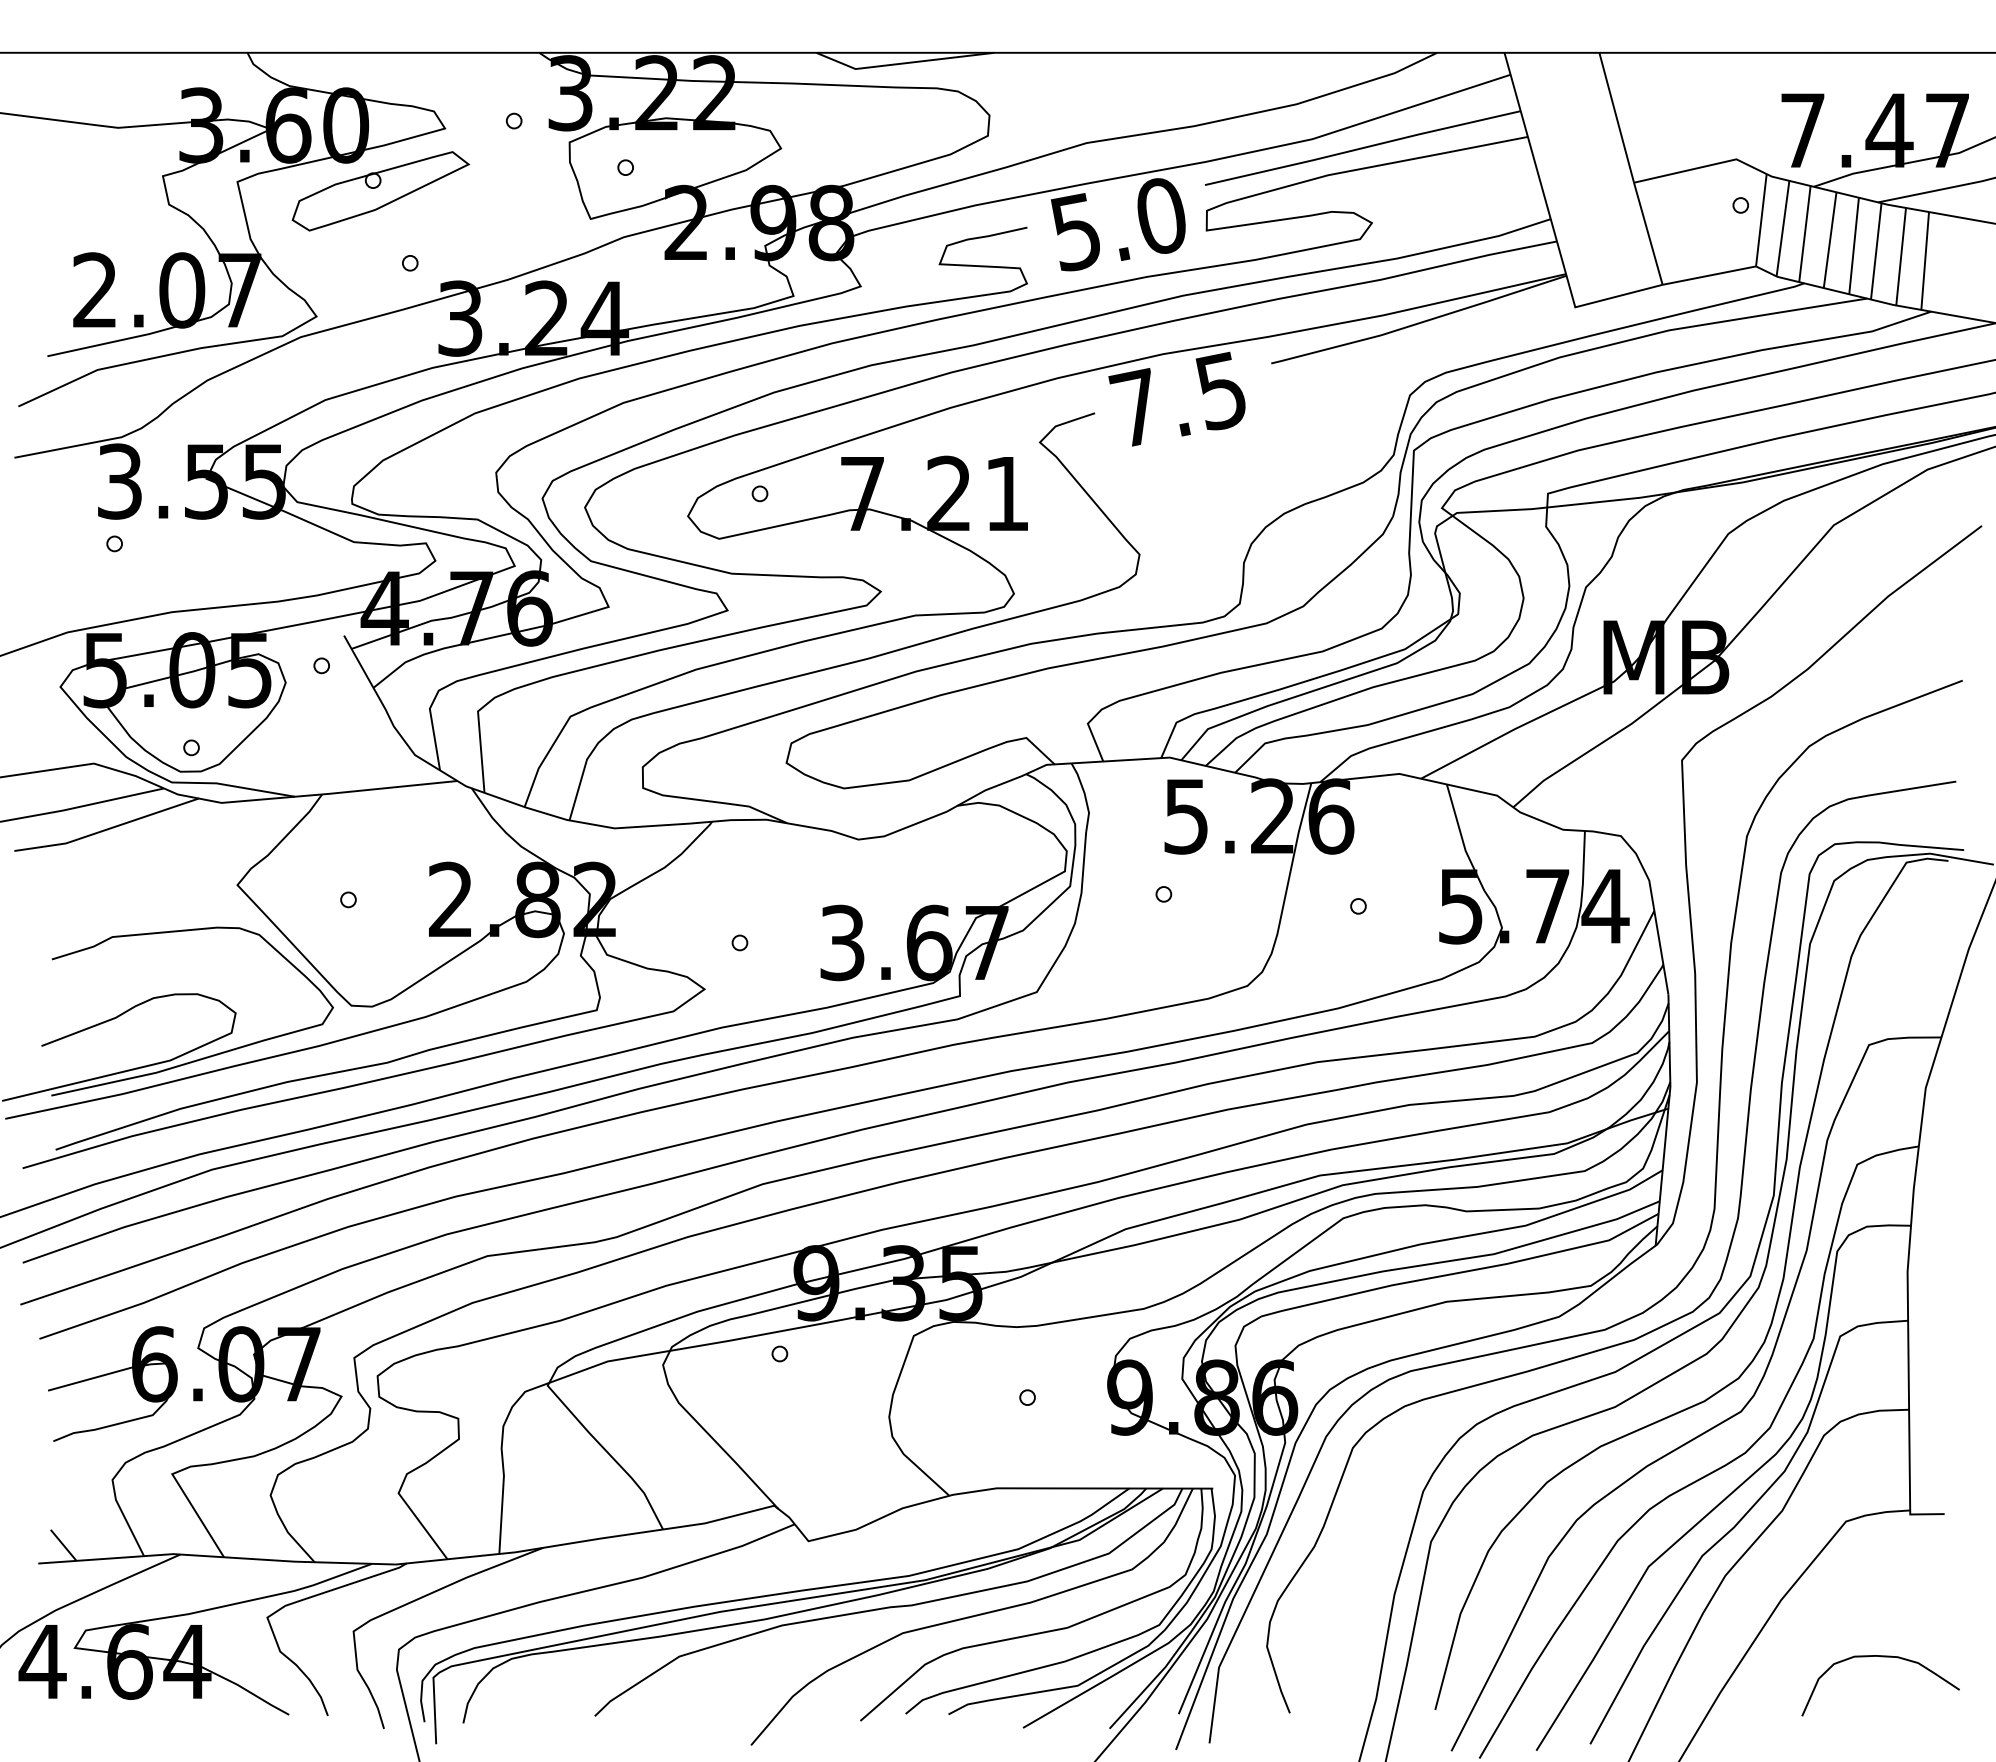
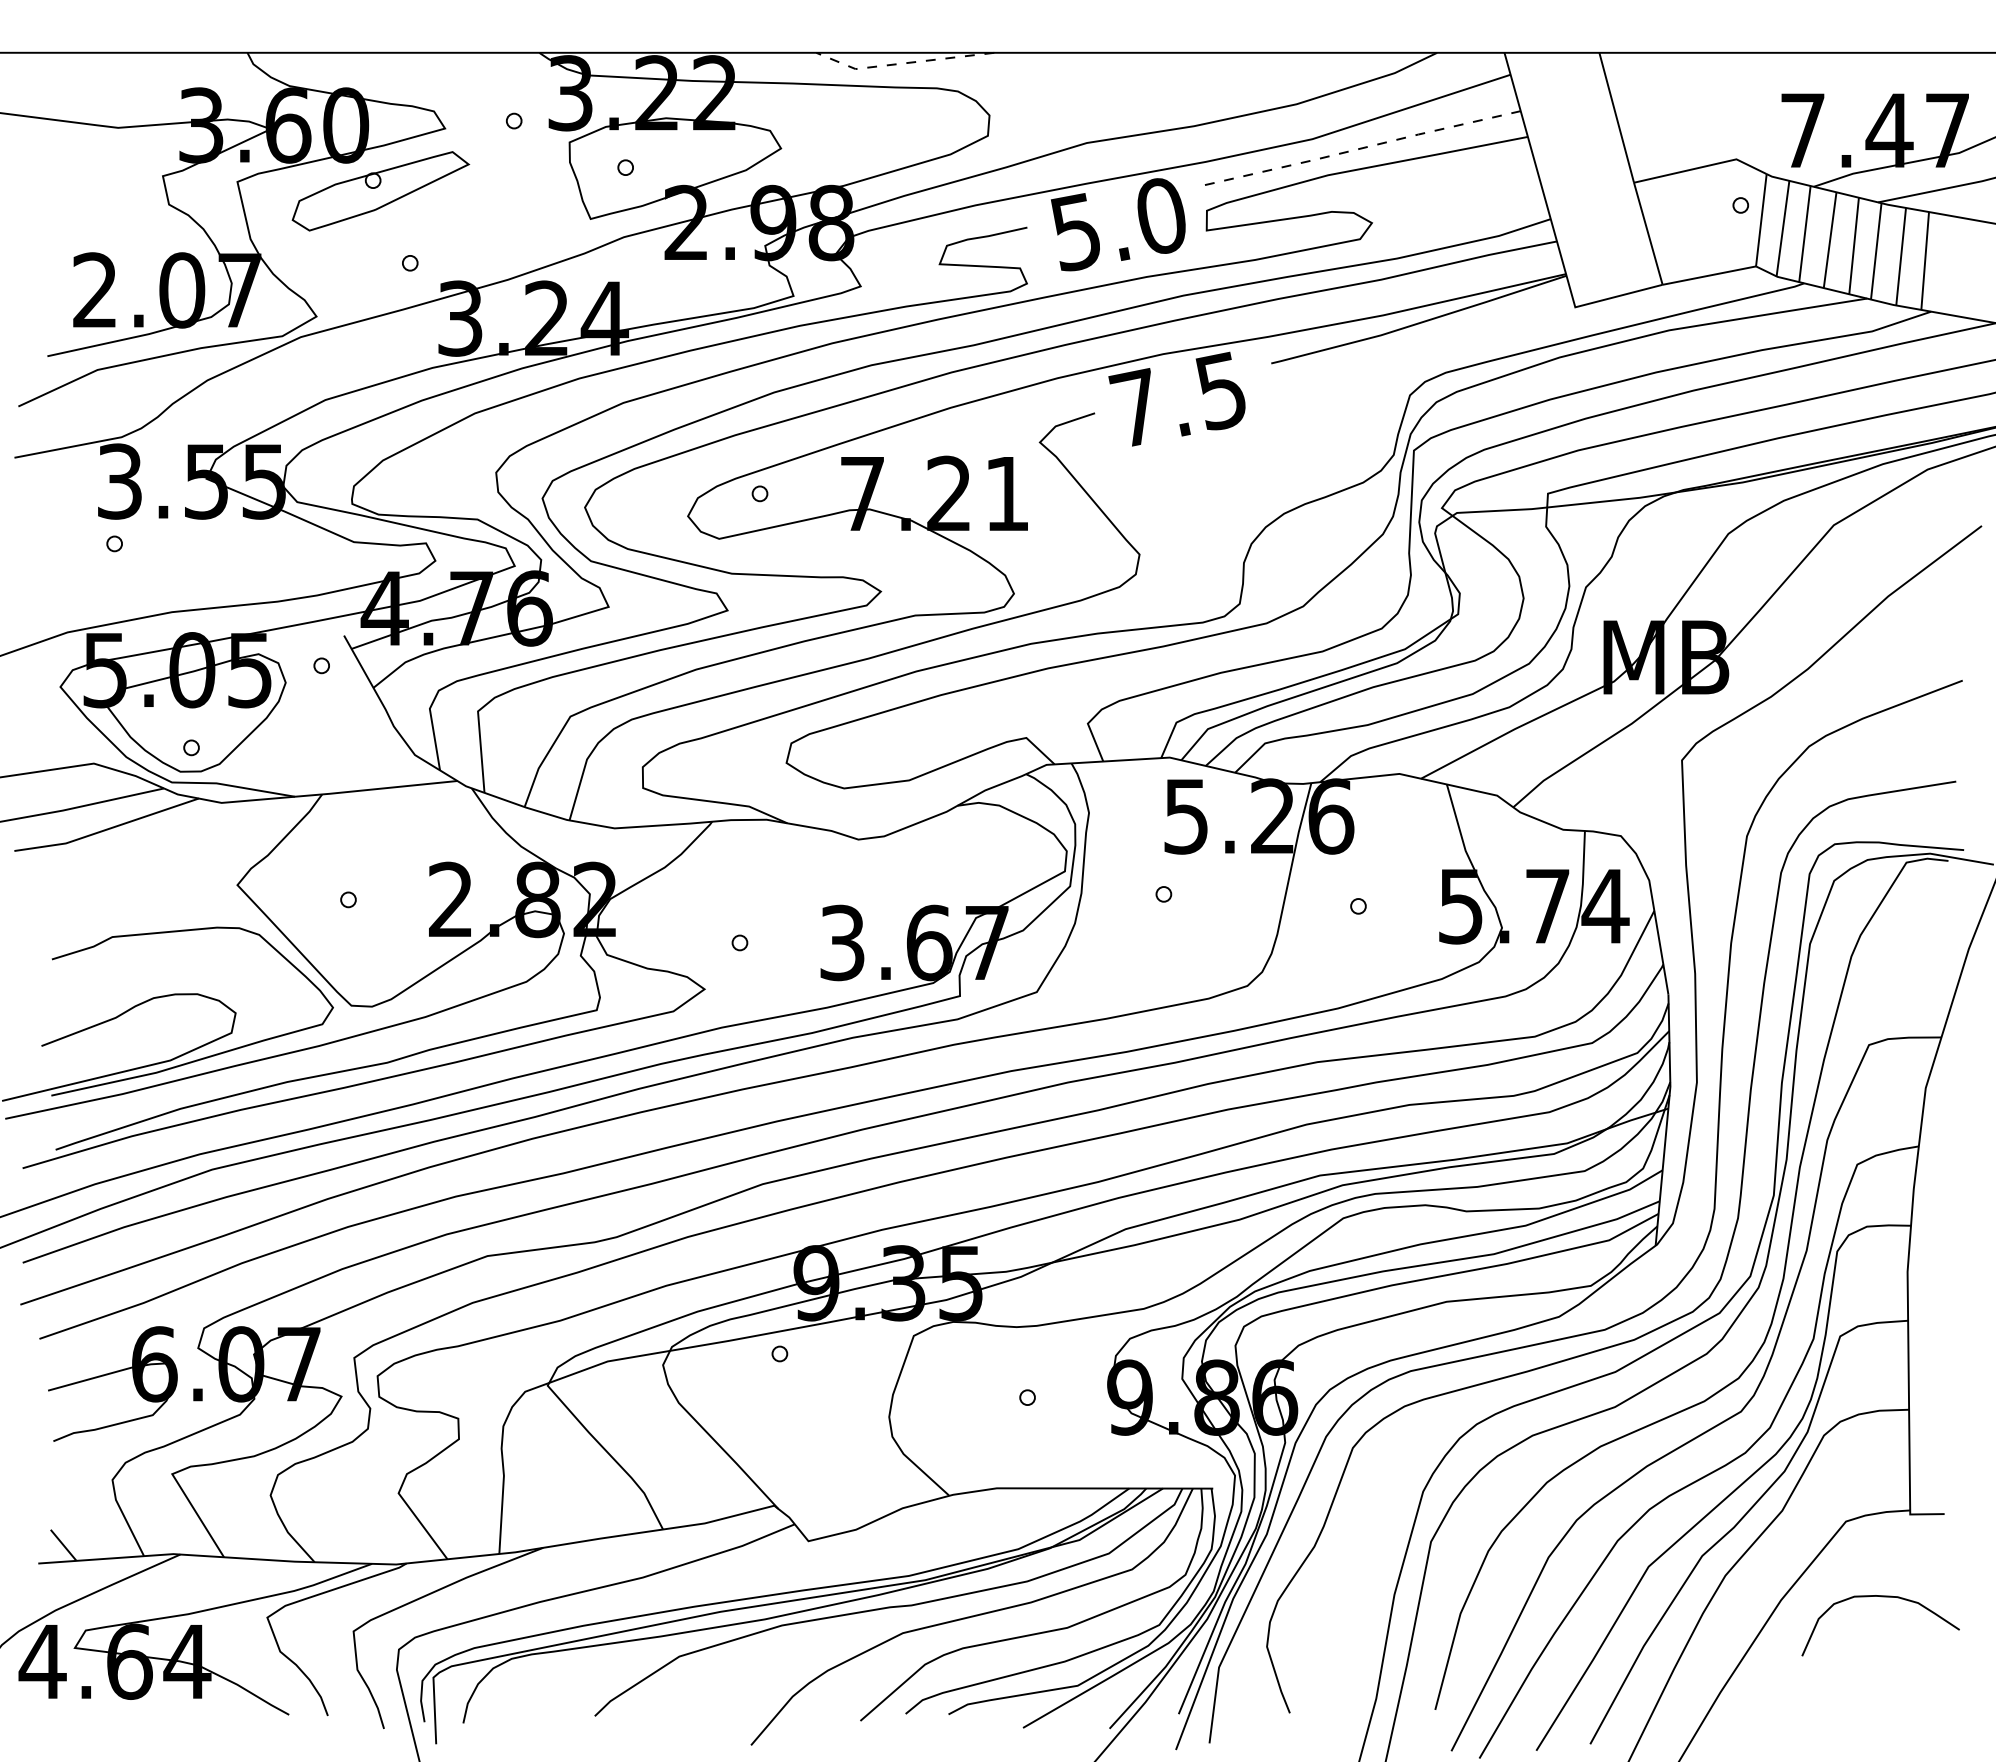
line: solid -> dashed (903, 63)
line: solid -> dashed (1363, 147)
curve position: (1881, 1657) -> (1881, 1597) (1881, 1597)
